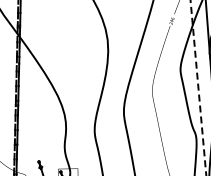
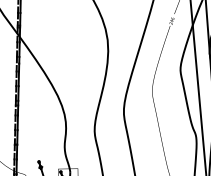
line: dashed -> solid (198, 87)
